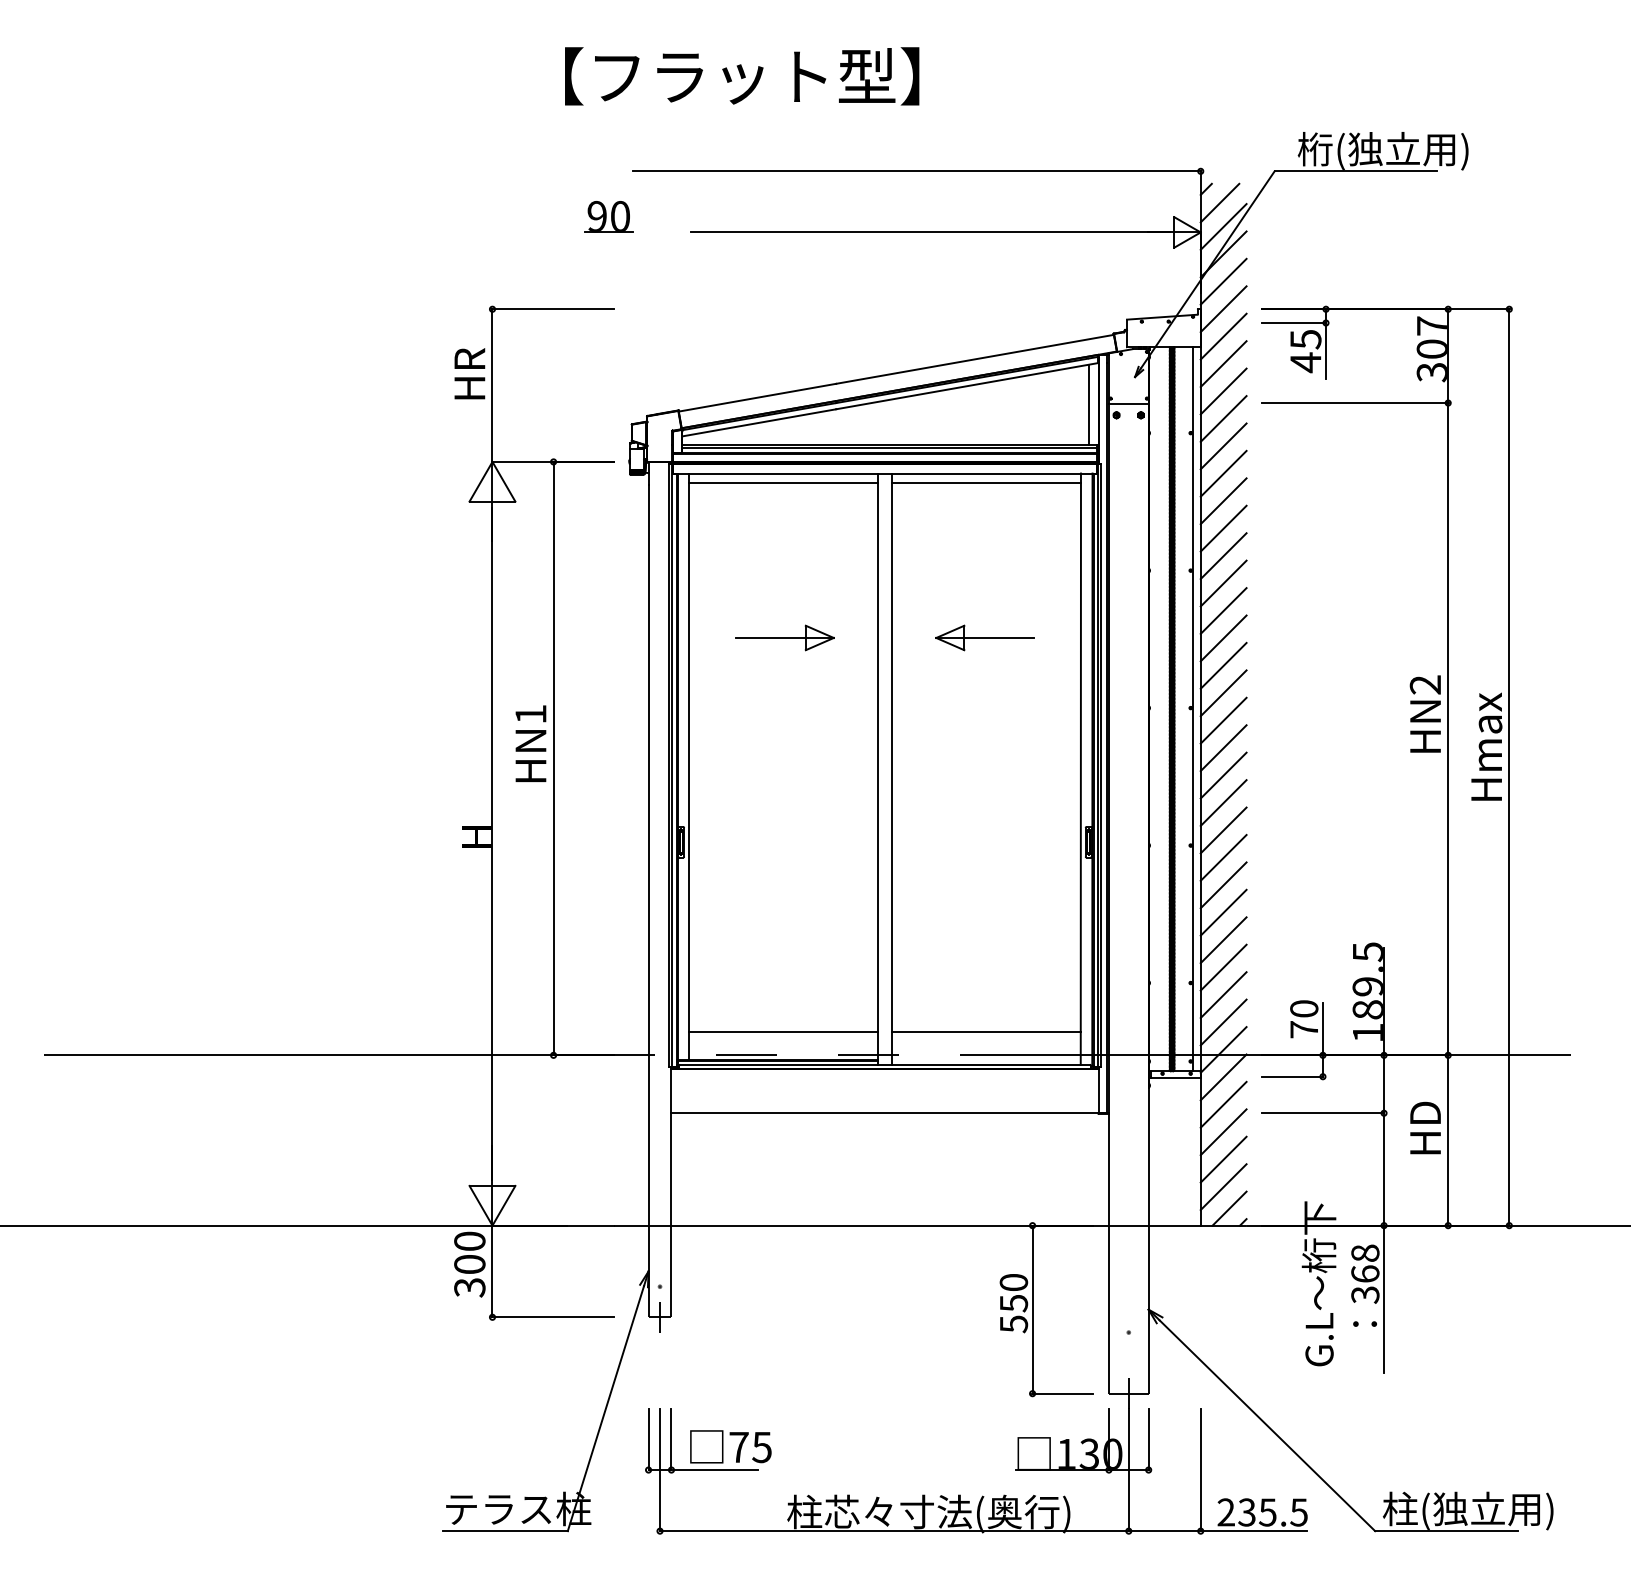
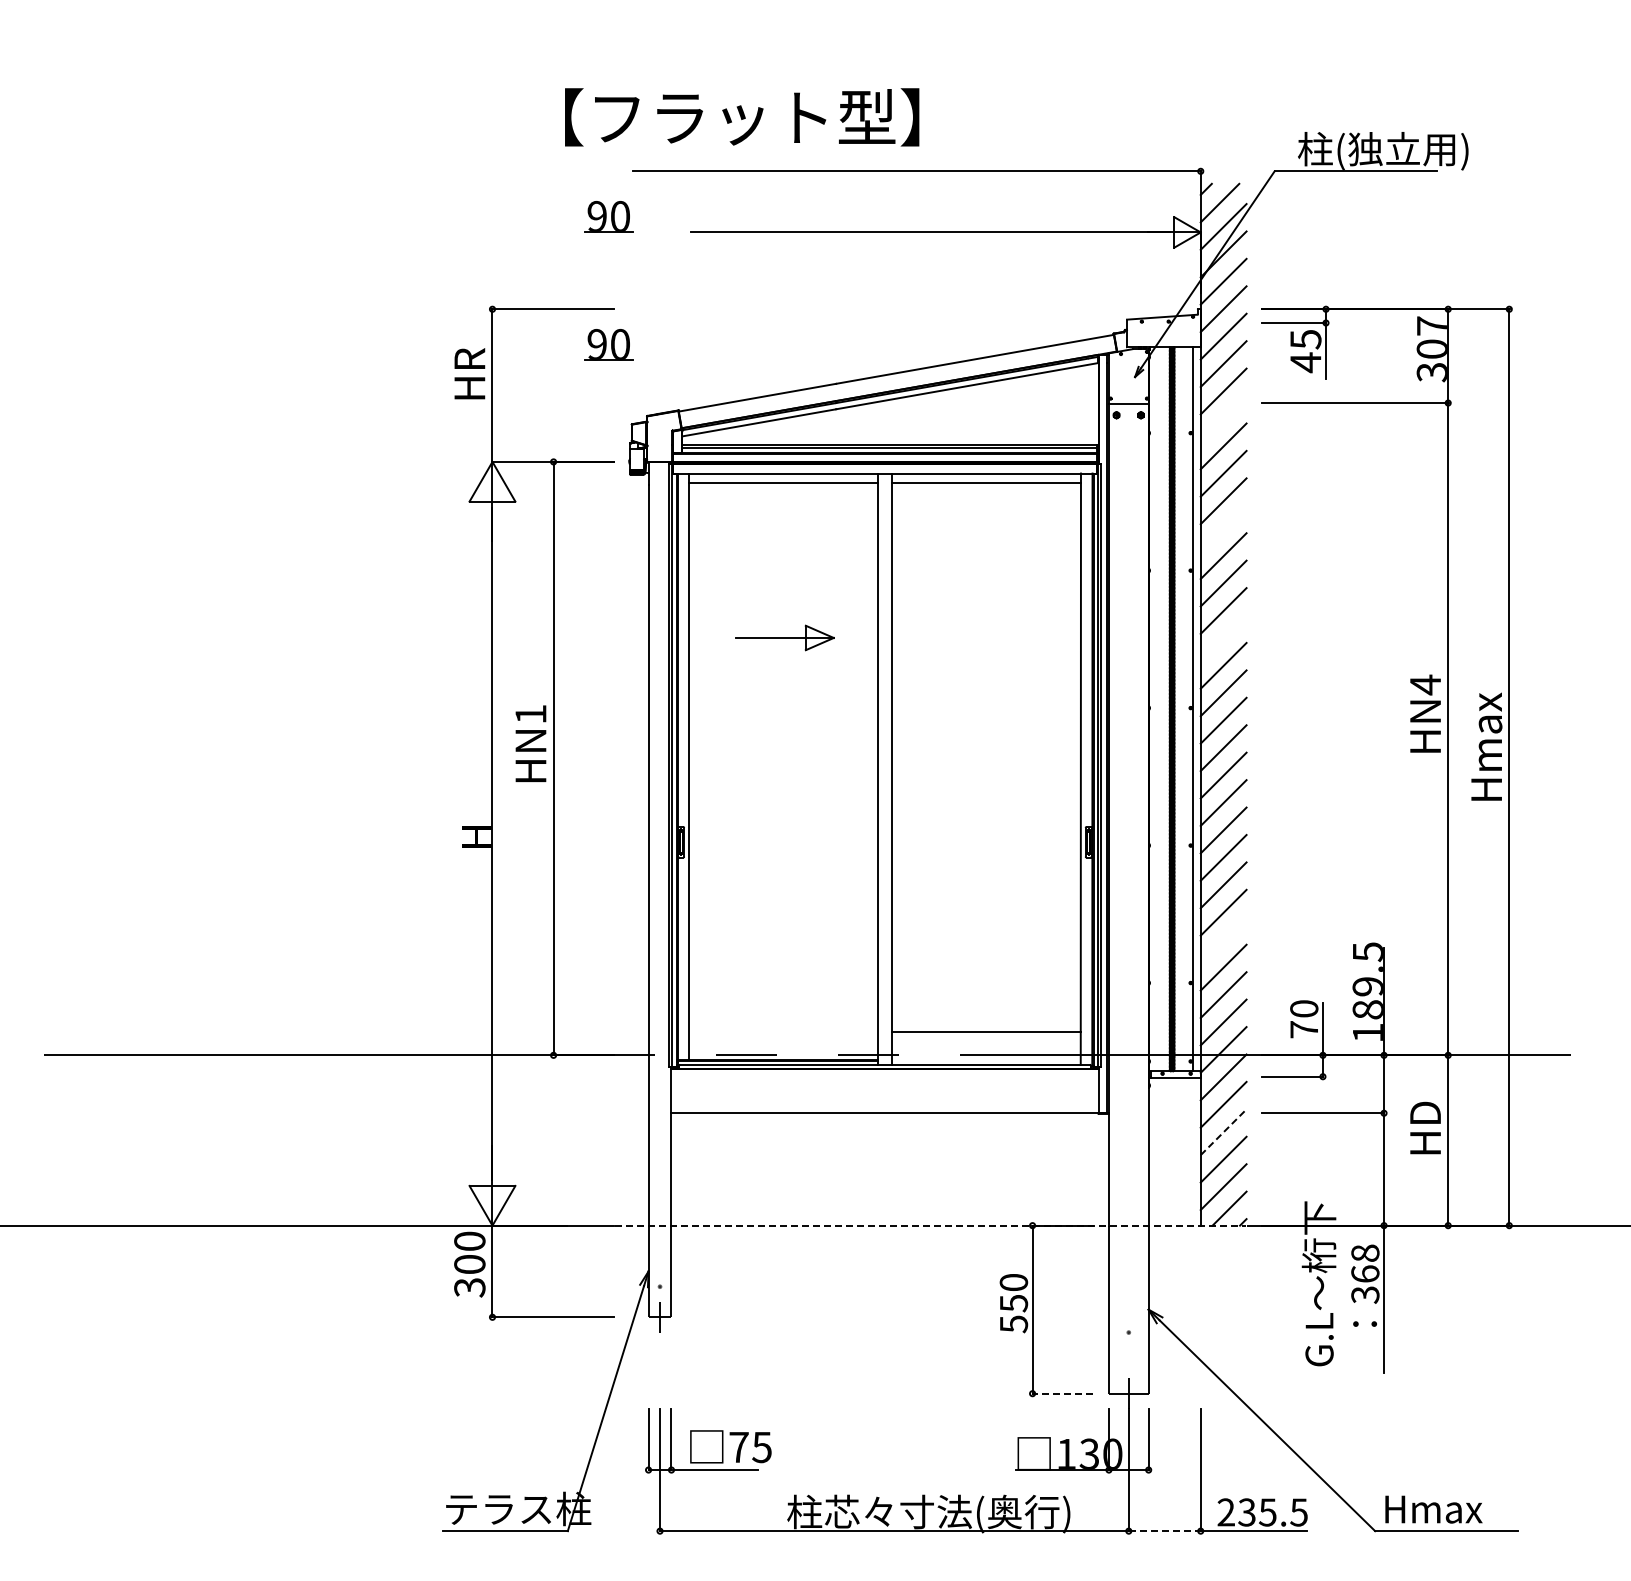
text position: (742, 76) -> (742, 117) (742, 117)
text: 桁(独立用) -> 柱(独立用) (1314, 149)
part: none -> present (608, 344)
line: present -> none (1089, 404)
line: present -> none (1223, 418)
line: present -> none (1223, 528)
part: present -> none (984, 637)
line: present -> none (1223, 638)
text: HN2 -> HN4 (1424, 684)
line: present -> none (1223, 940)
line: present -> none (783, 1032)
line: solid -> dashed (1224, 1131)
line: solid -> dashed (930, 1225)
line: solid -> dashed (1062, 1393)
text: 柱(独立用) -> Hmax (1467, 1510)
line: solid -> dashed (1164, 1531)
